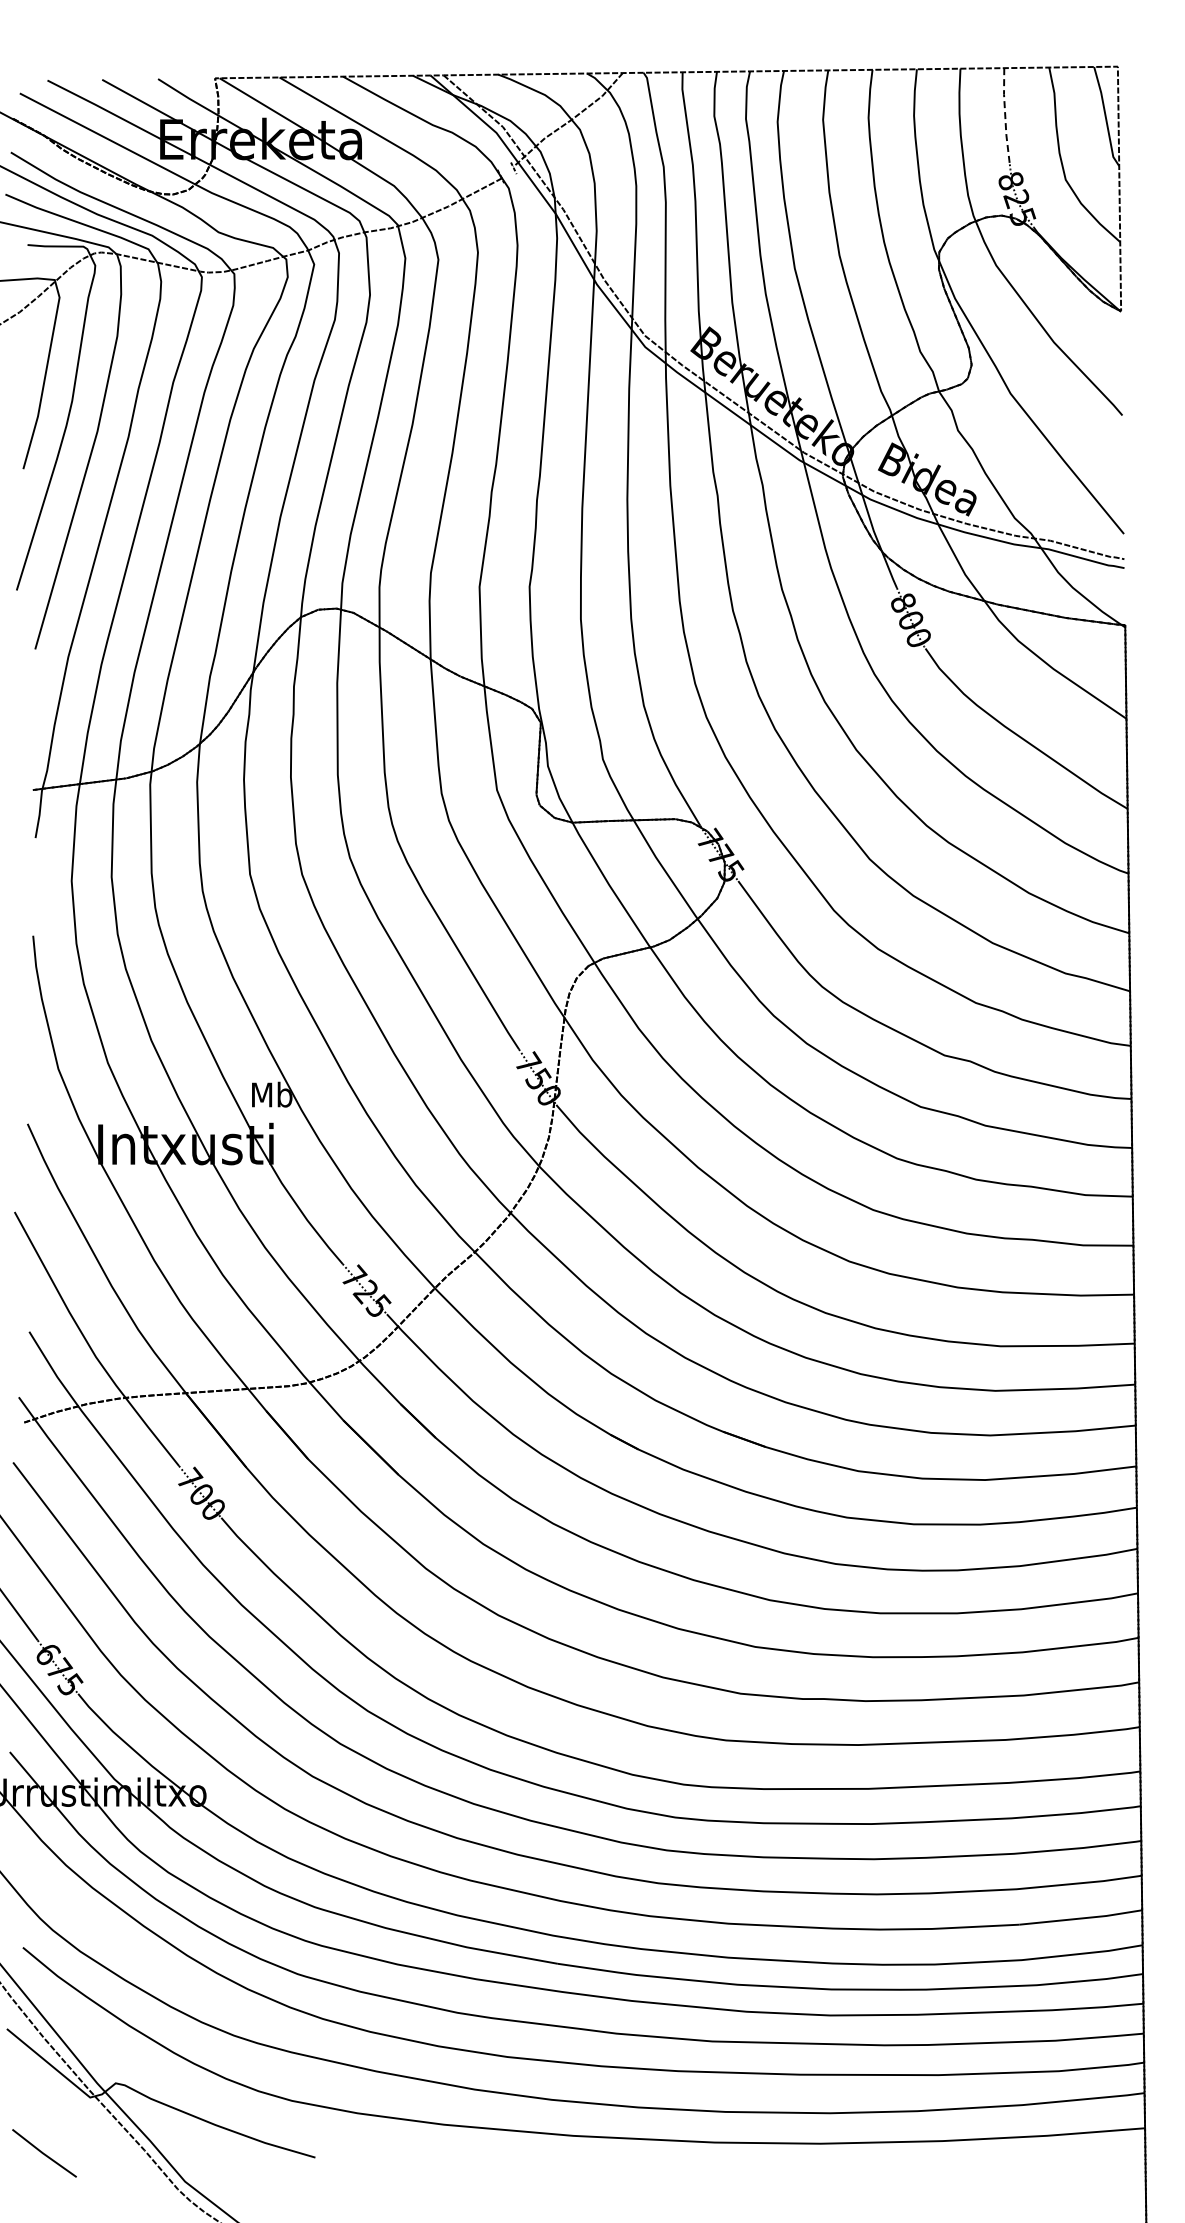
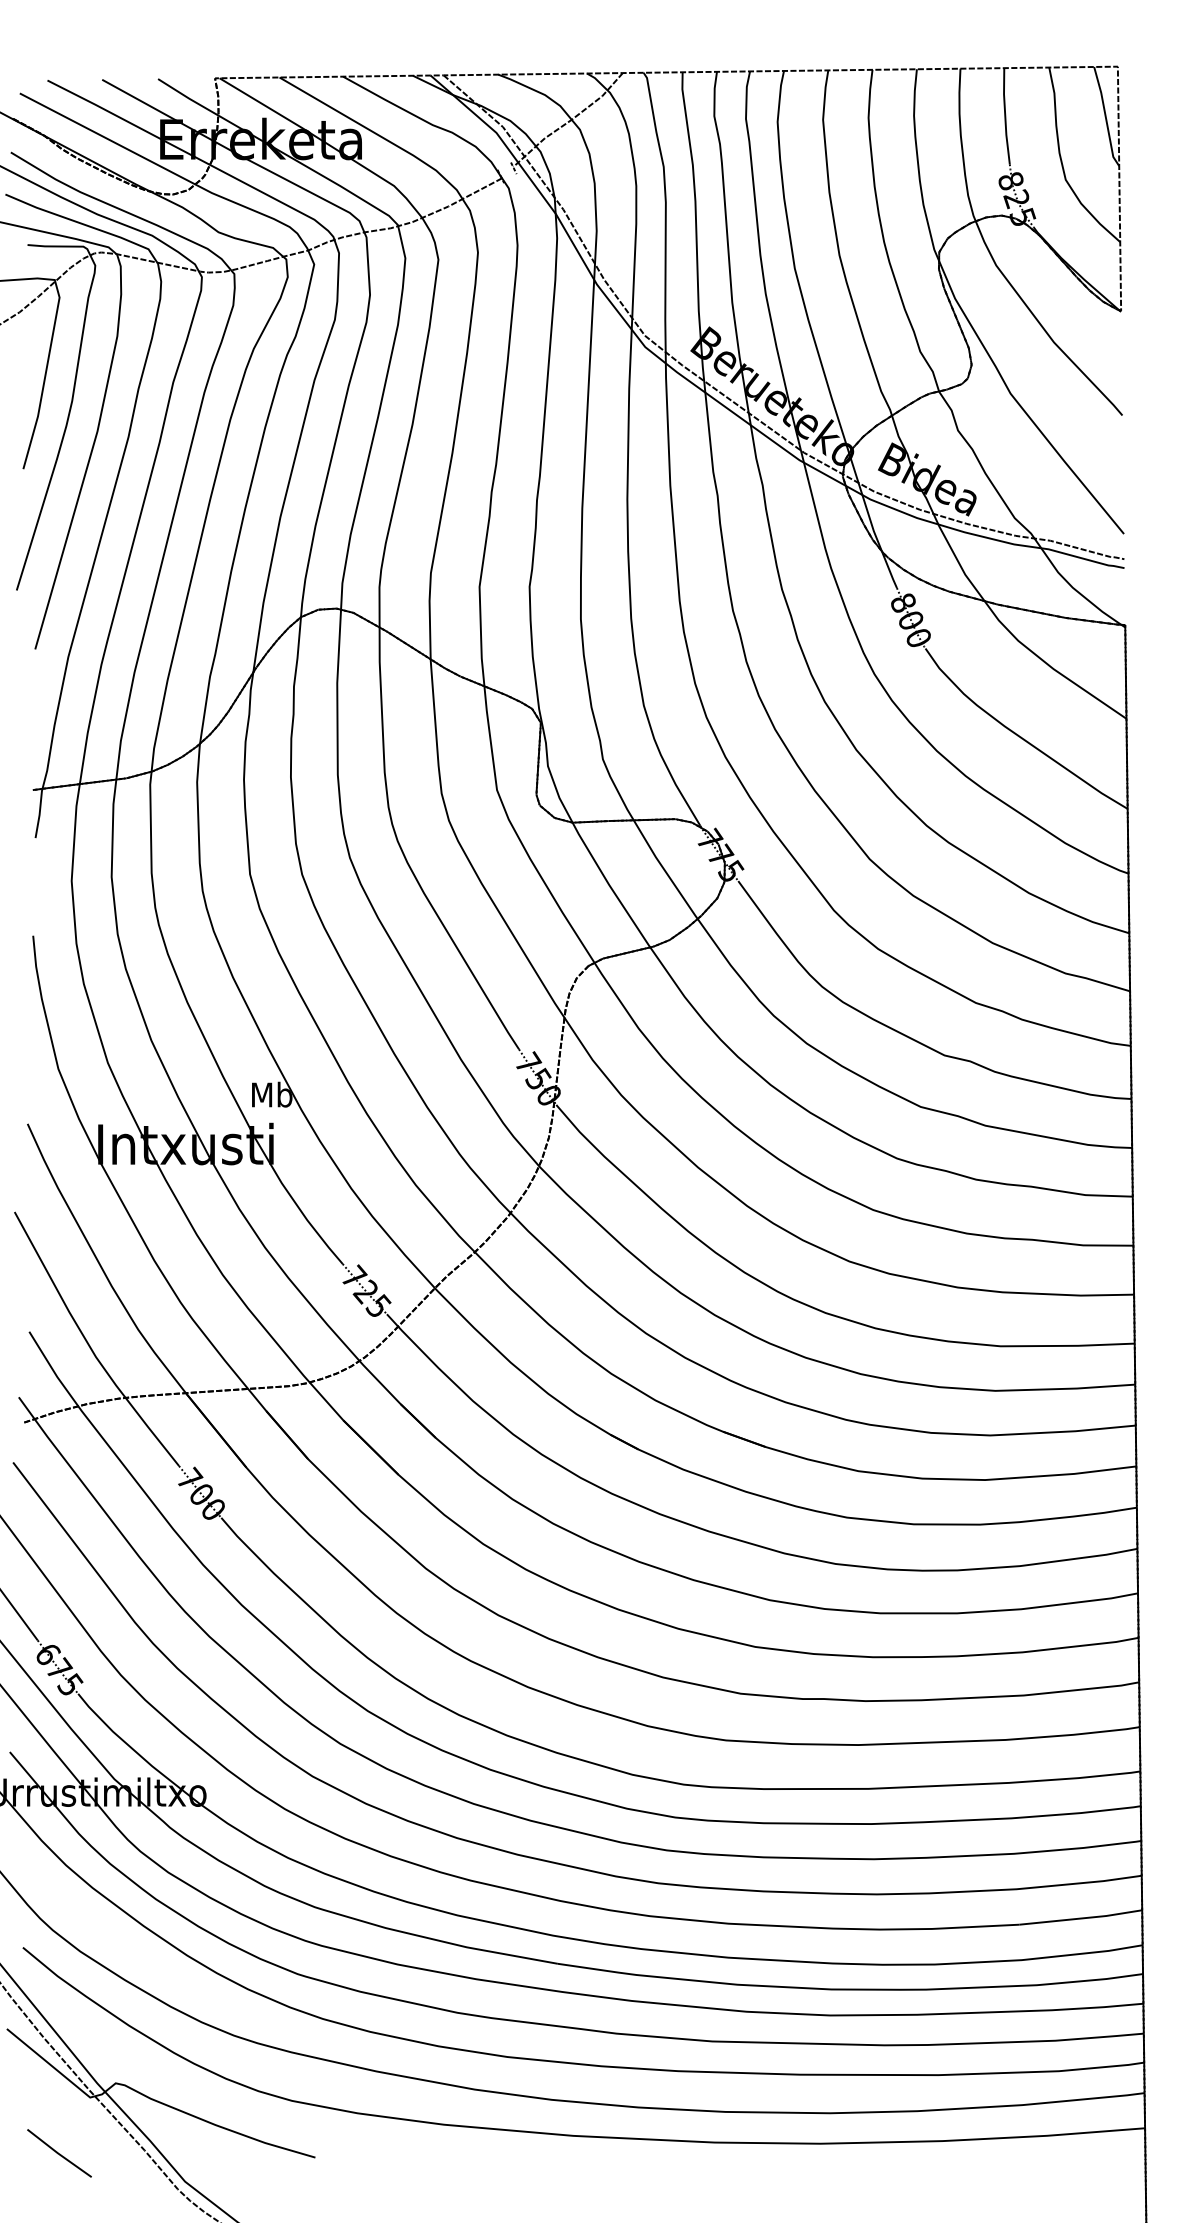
line: dashed -> solid (1005, 116)
line position: (44, 2153) -> (59, 2153) (59, 2153)
